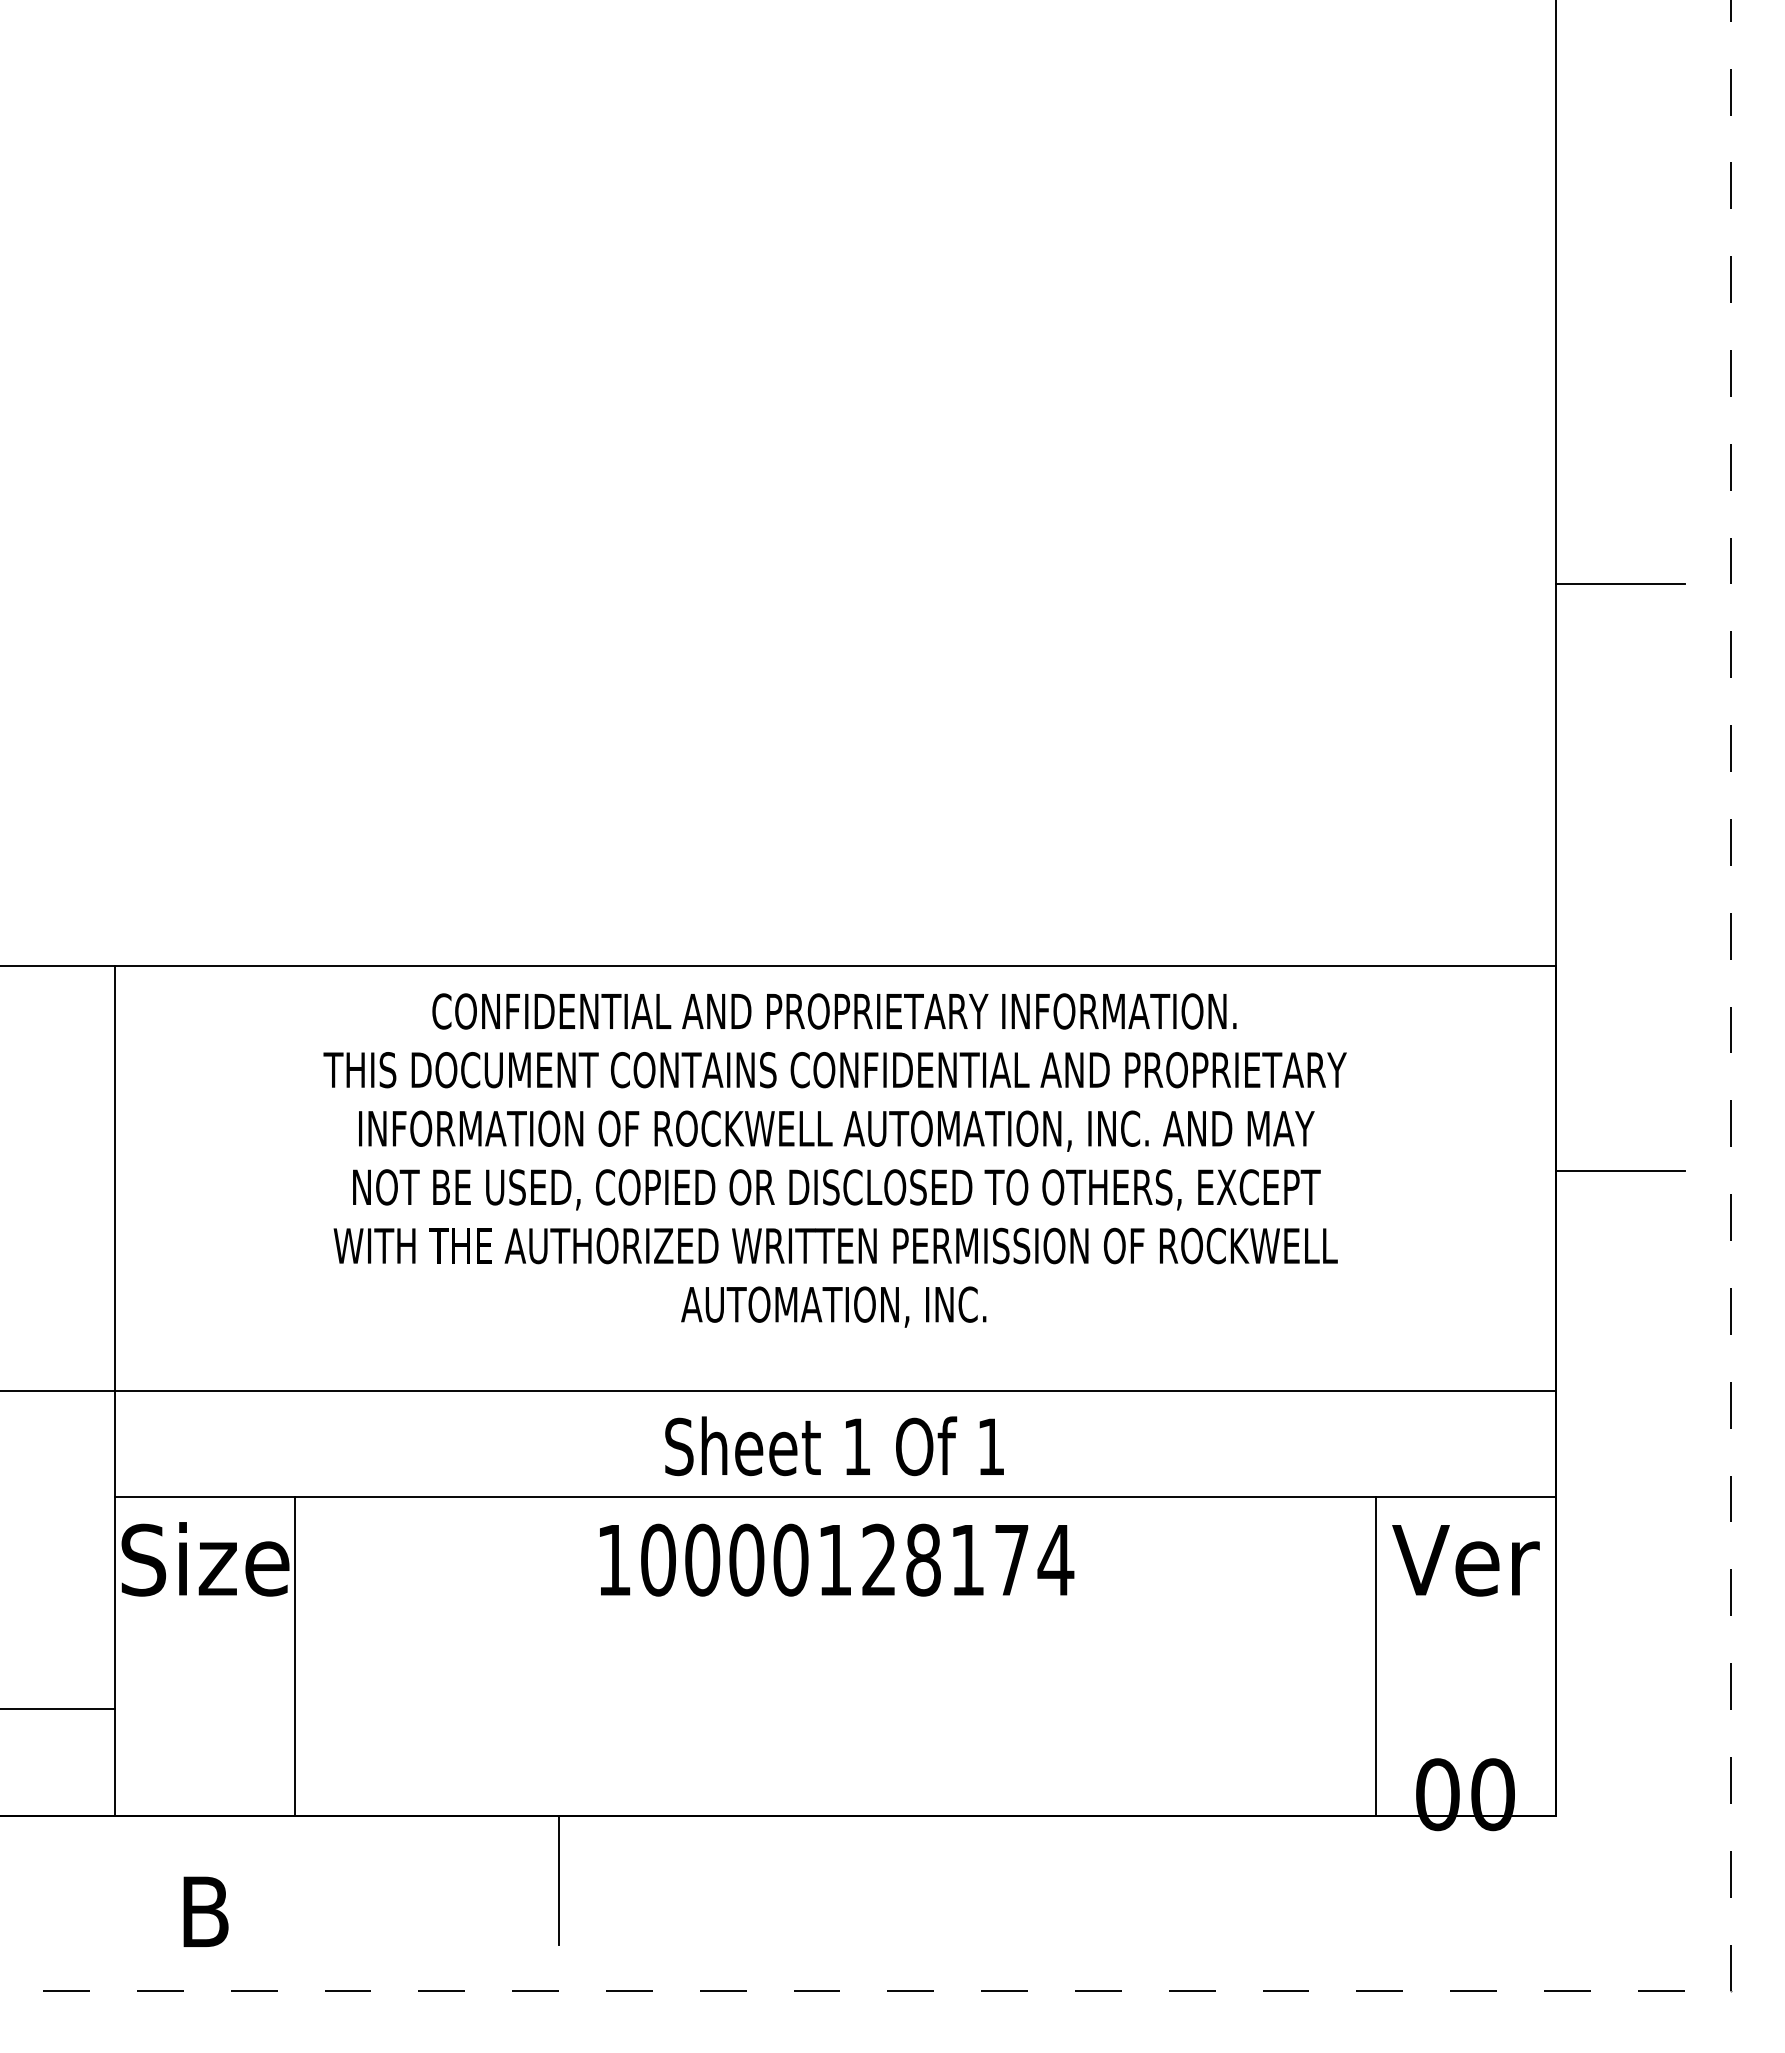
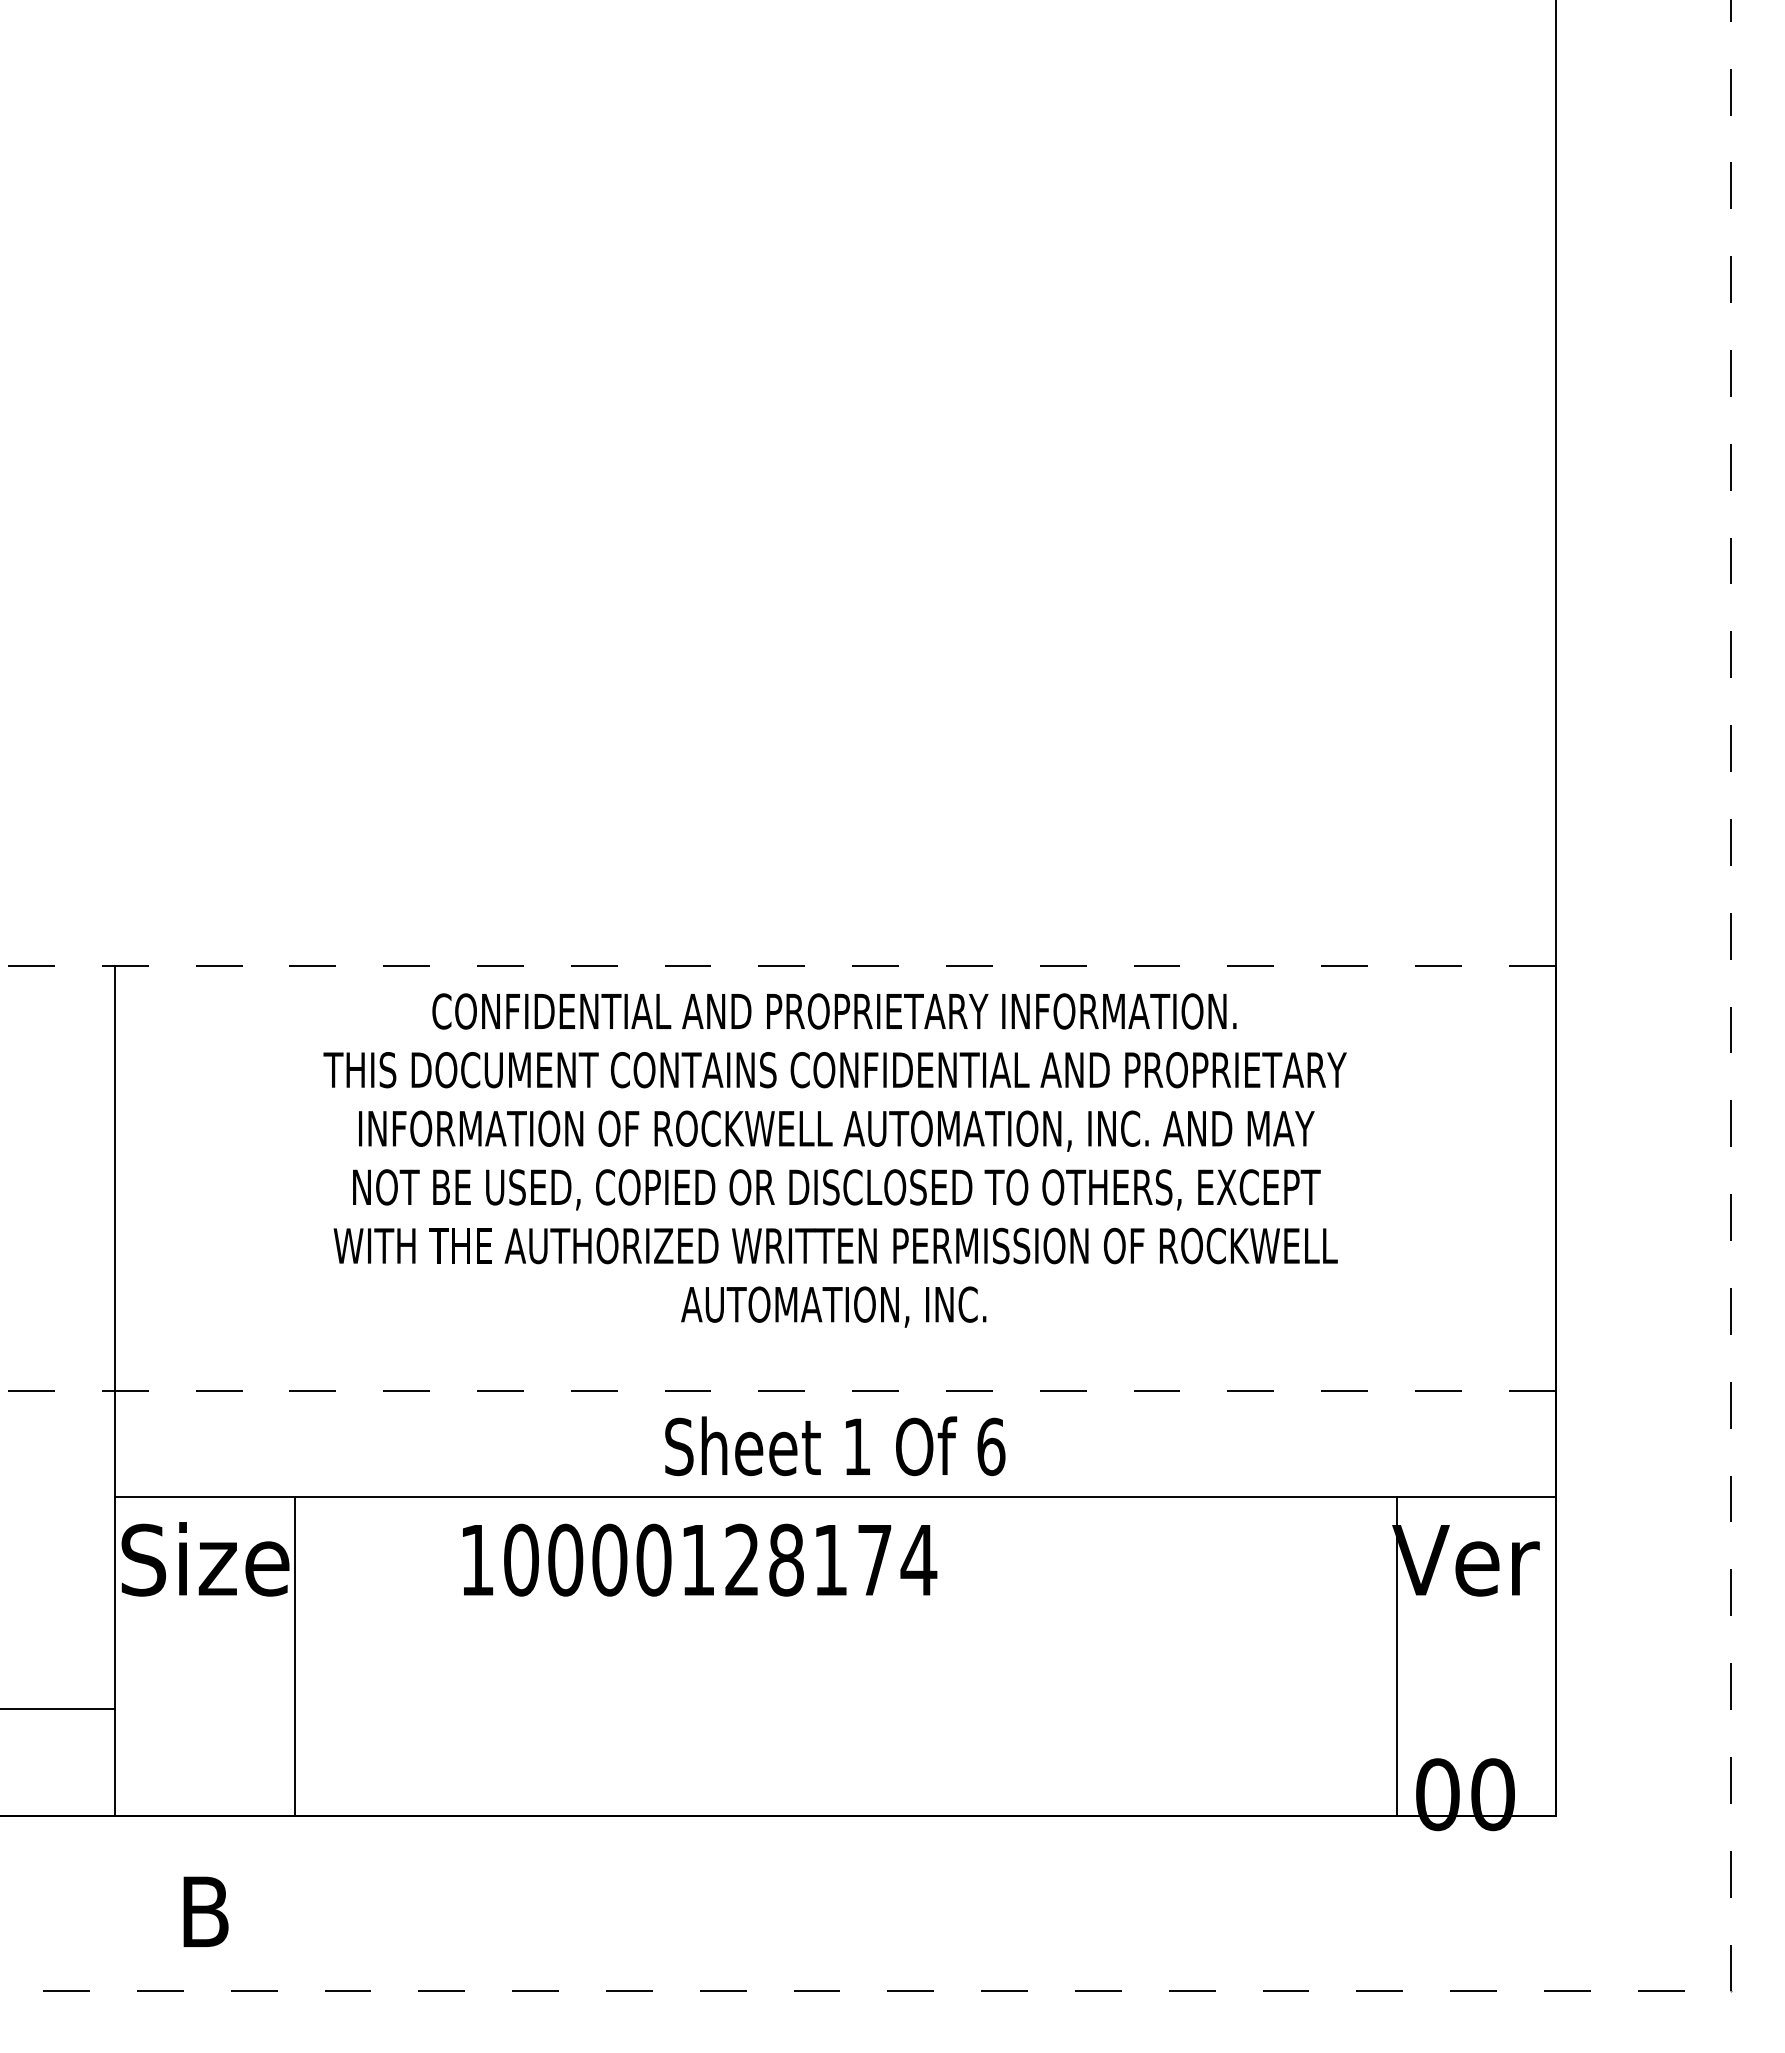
line: present -> none (1619, 584)
line: solid -> dashed (777, 965)
line: present -> none (1619, 1170)
line: solid -> dashed (777, 1390)
text: 1 -> 6 (991, 1446)
text position: (837, 1559) -> (700, 1559) (700, 1559)
line position: (1375, 1655) -> (1396, 1655) (1396, 1655)
line: present -> none (559, 1879)
